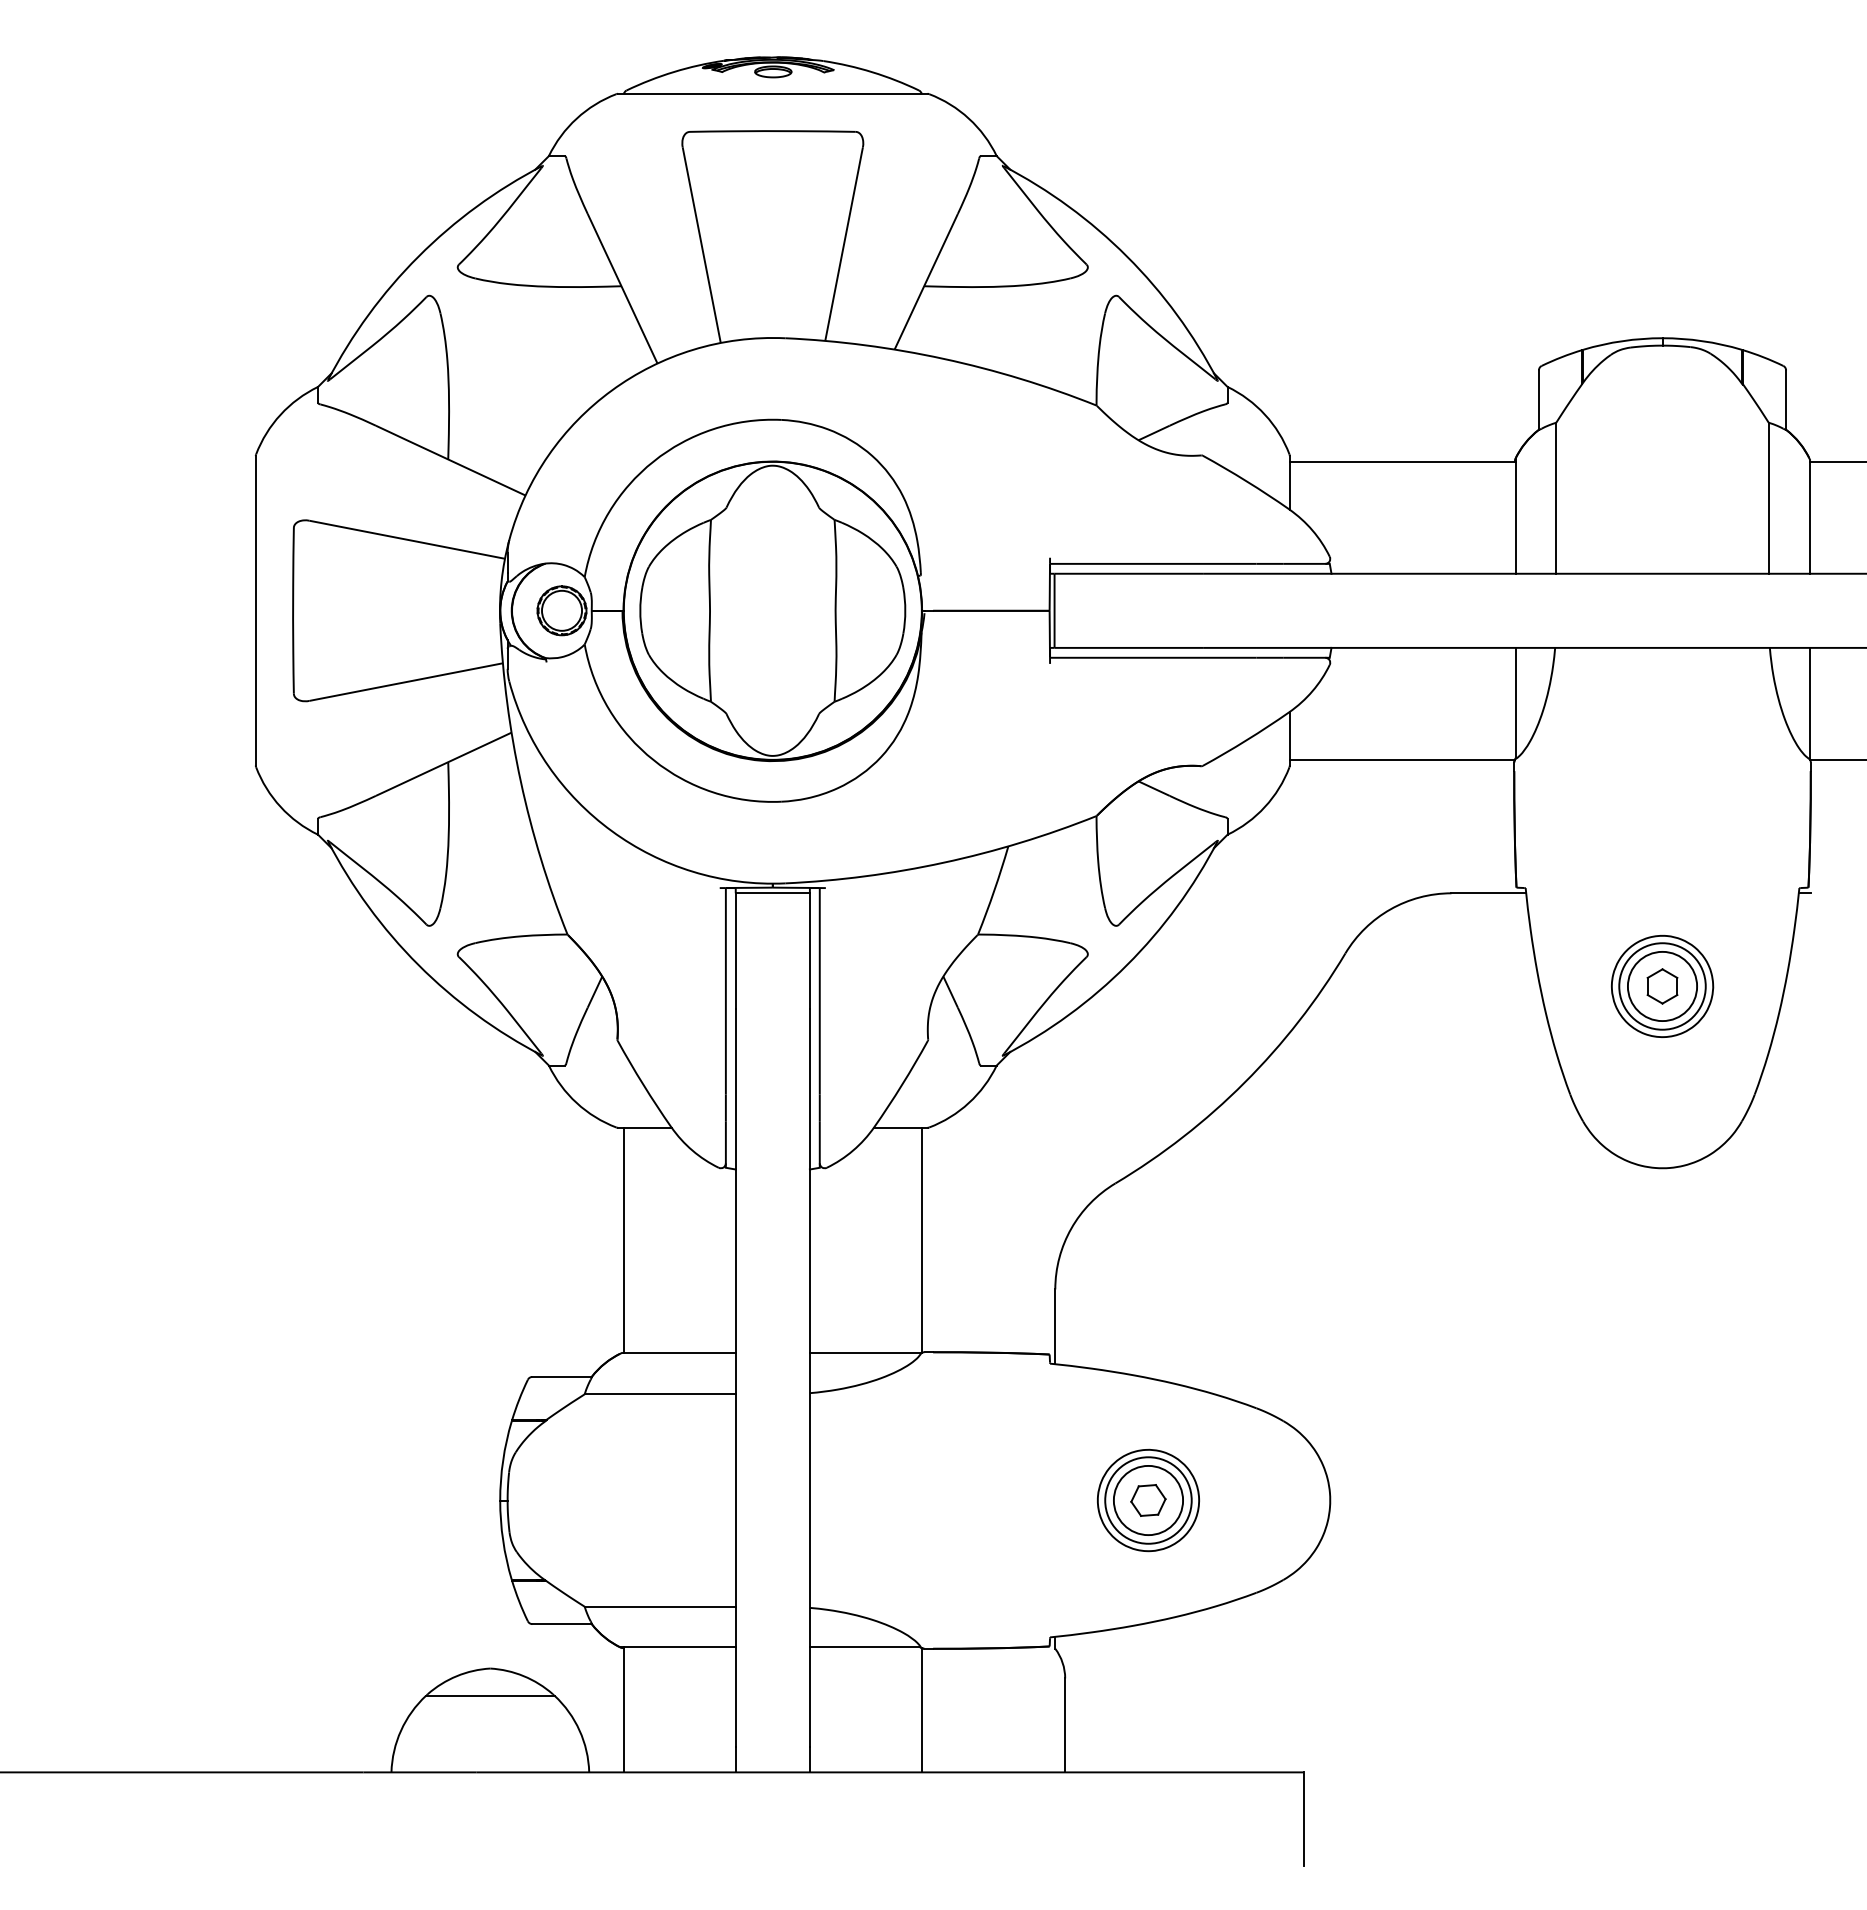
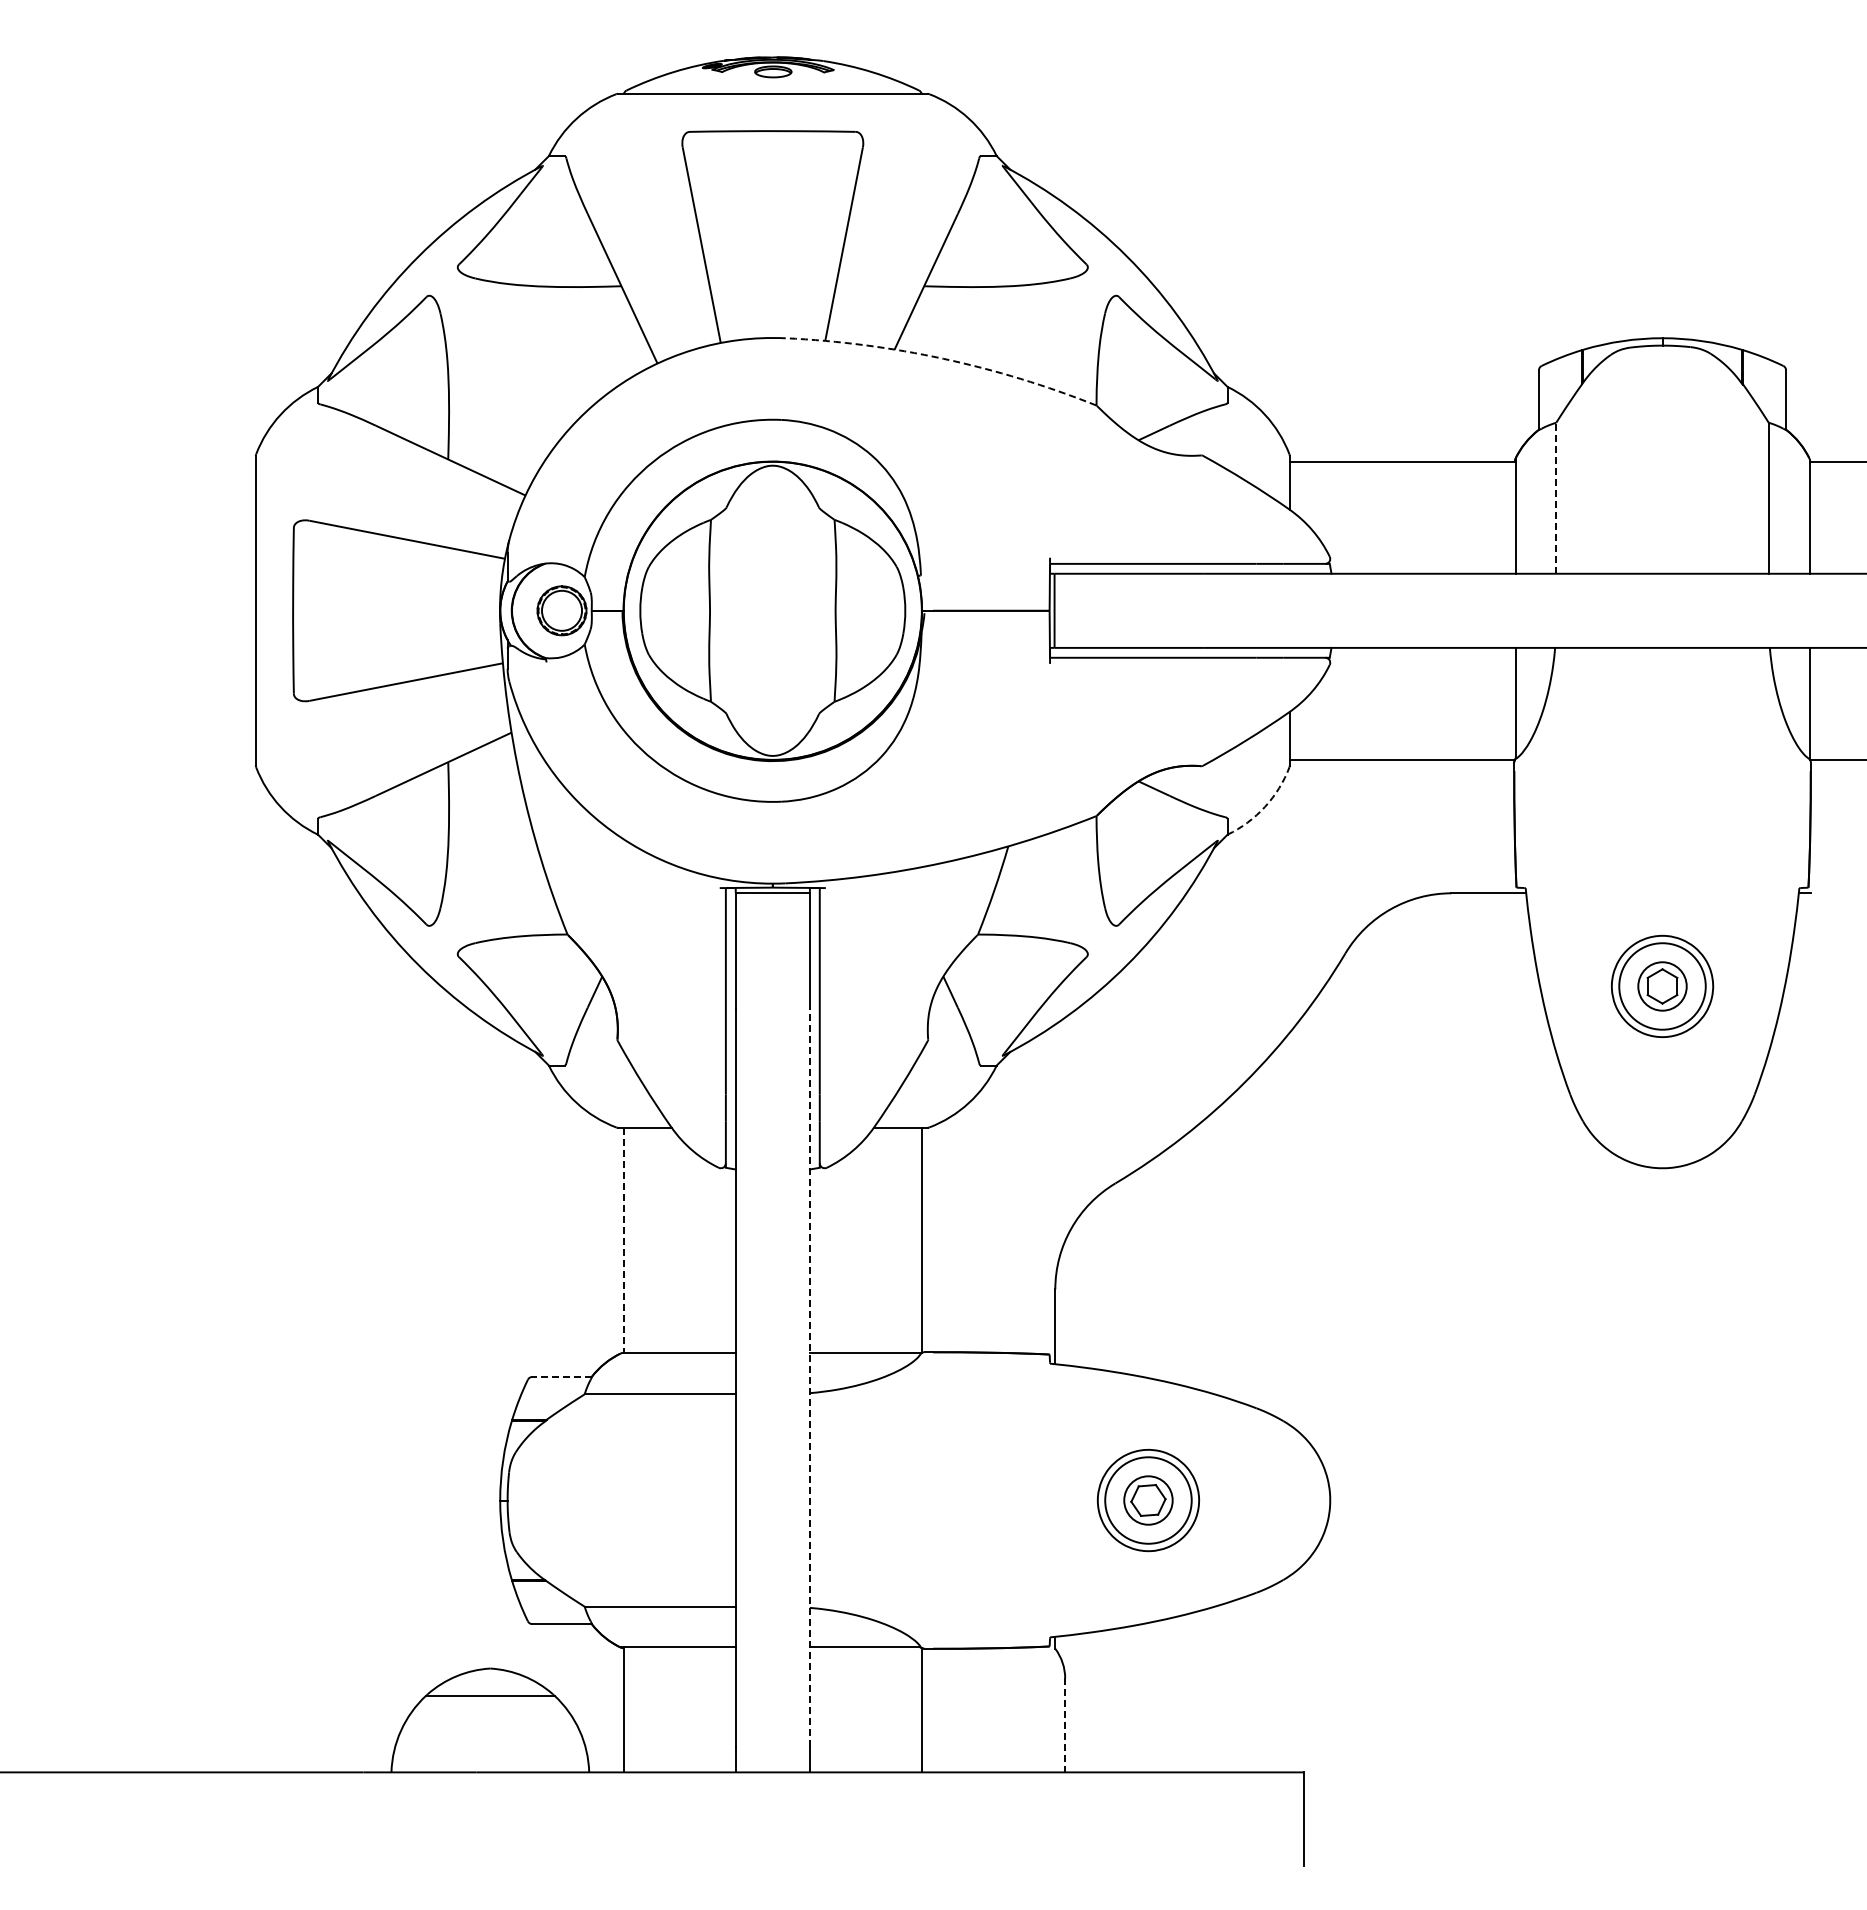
arc: solid -> dashed (943, 358)
line: solid -> dashed (1556, 498)
arc: solid -> dashed (1265, 806)
circle diameter: 69 px -> 48 px (1662, 986)
line: solid -> dashed (623, 1240)
line: solid -> dashed (562, 1376)
line: solid -> dashed (809, 1378)
circle diameter: 69 px -> 48 px (1148, 1500)
line: solid -> dashed (1065, 1725)
